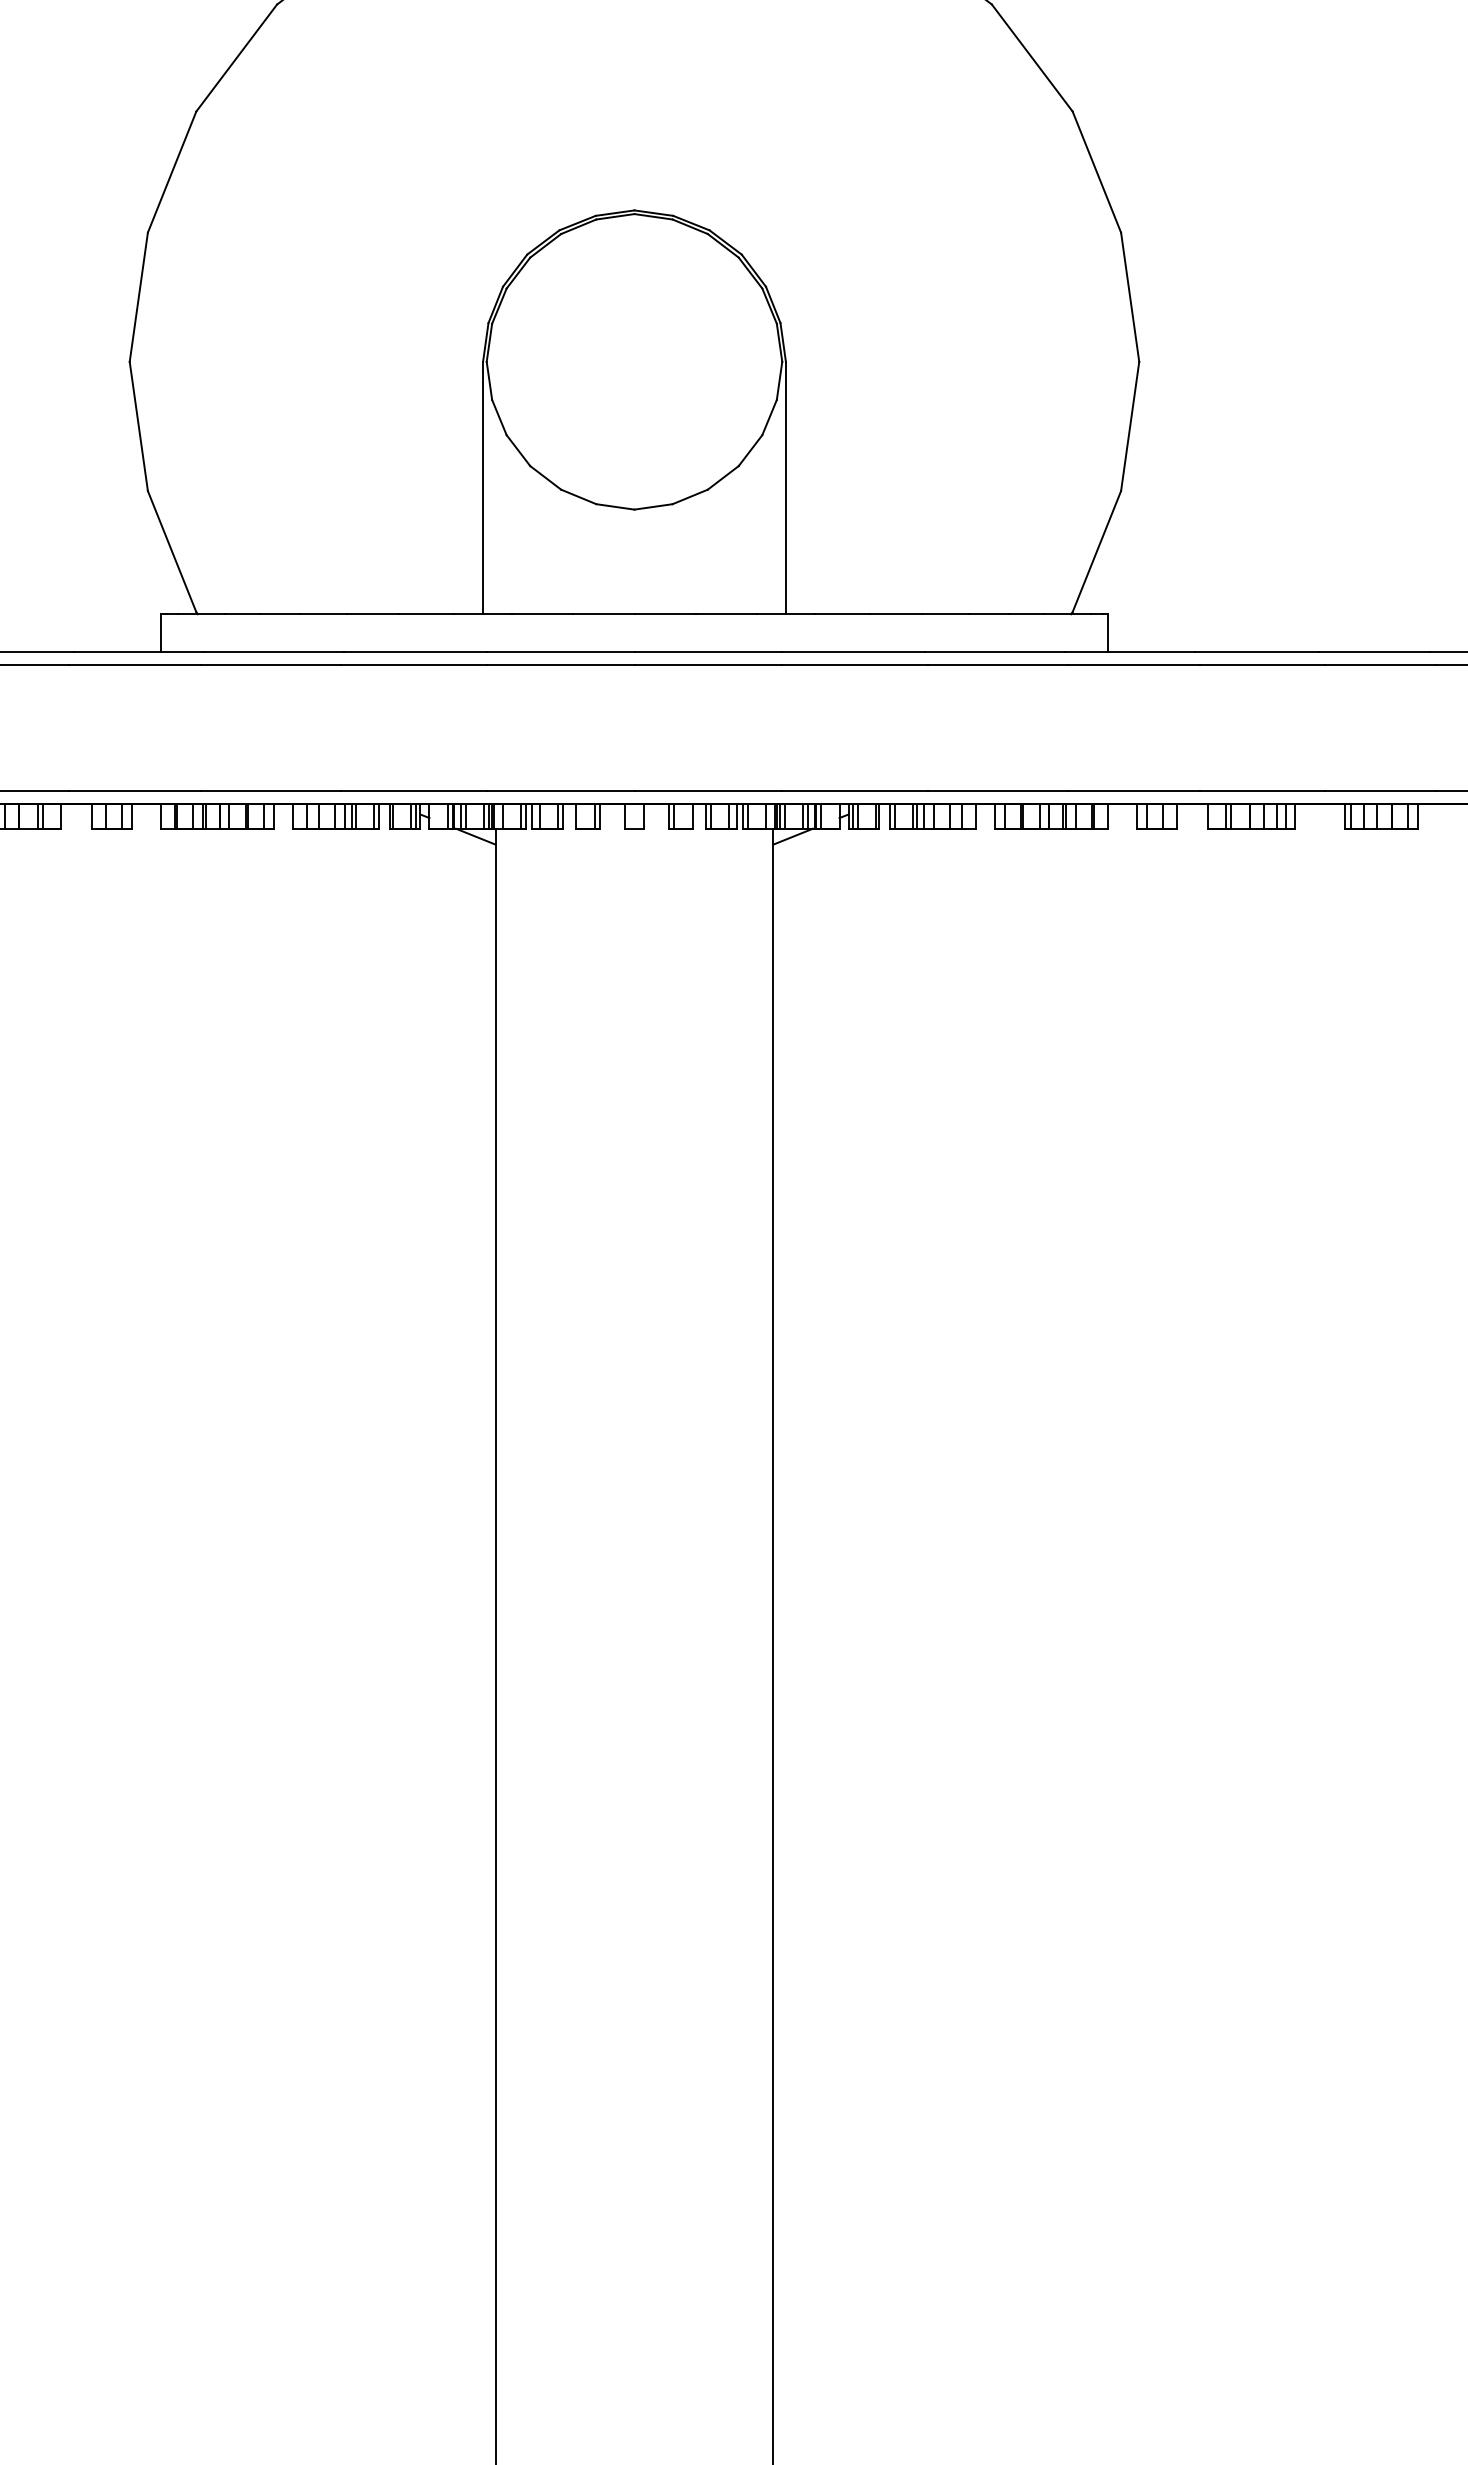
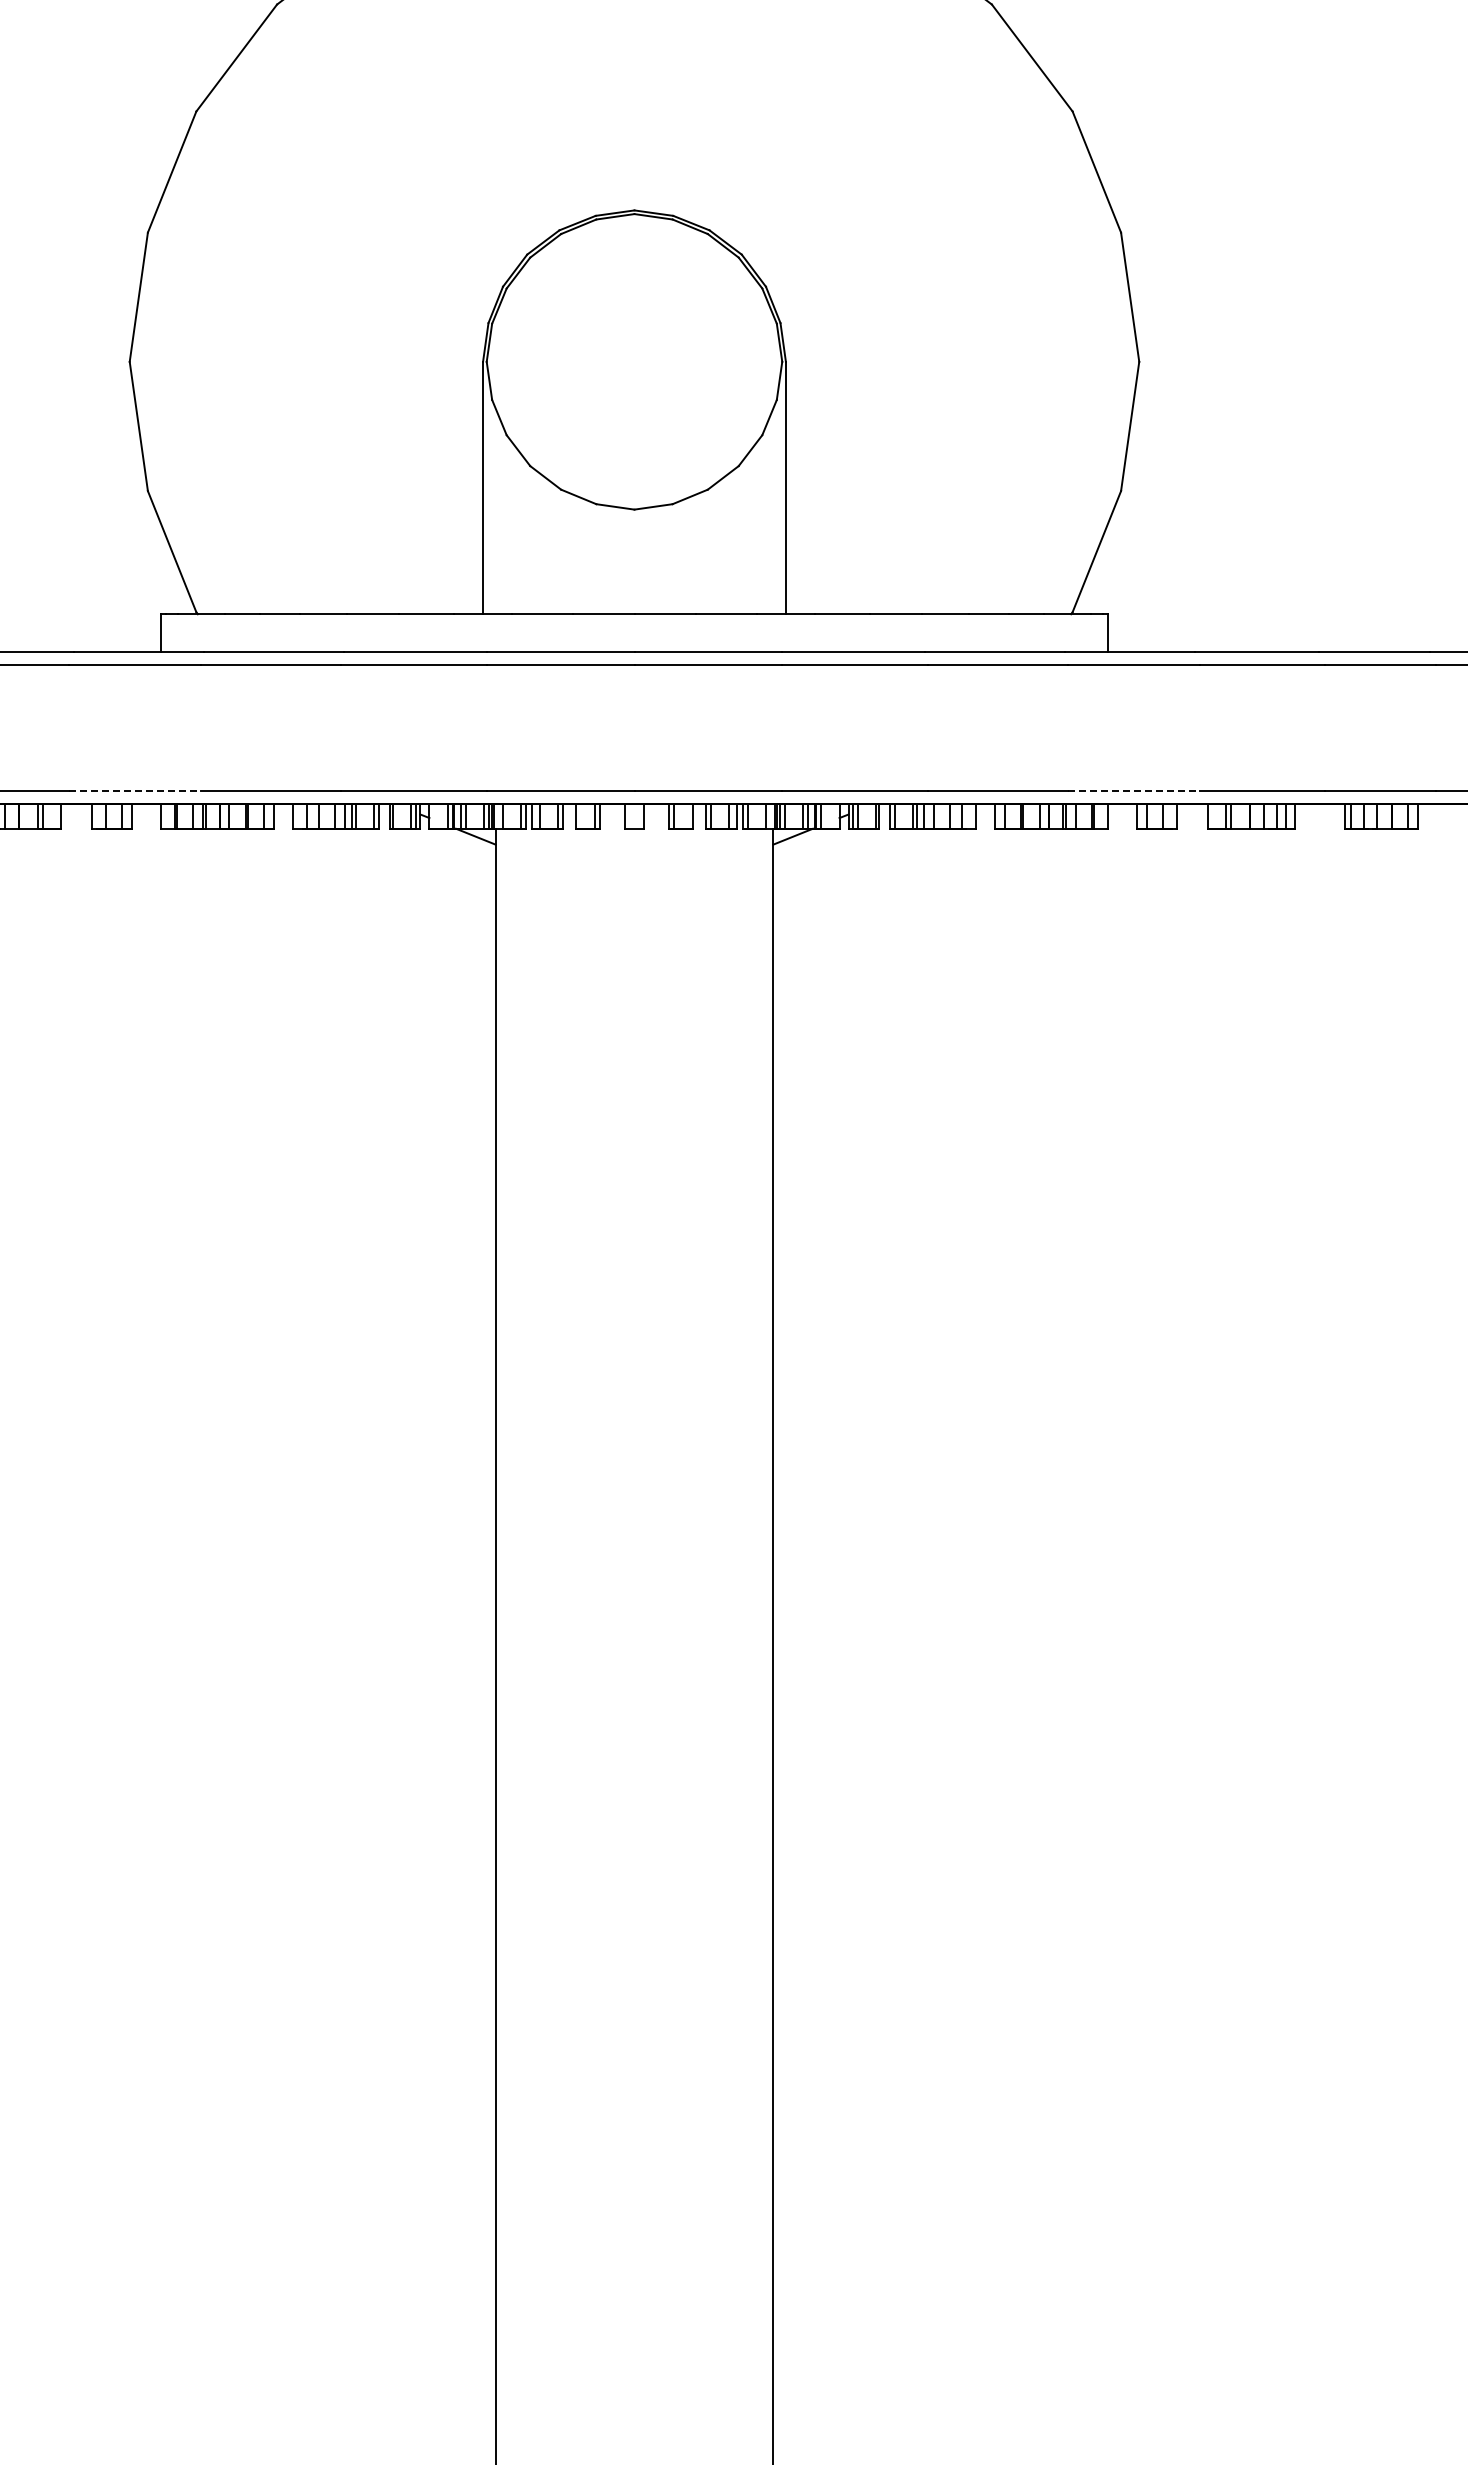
line: solid -> dashed (135, 790)
line: solid -> dashed (1133, 790)
